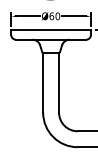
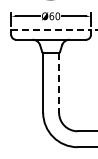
line: solid -> dashed (51, 30)
line: solid -> dashed (59, 82)
